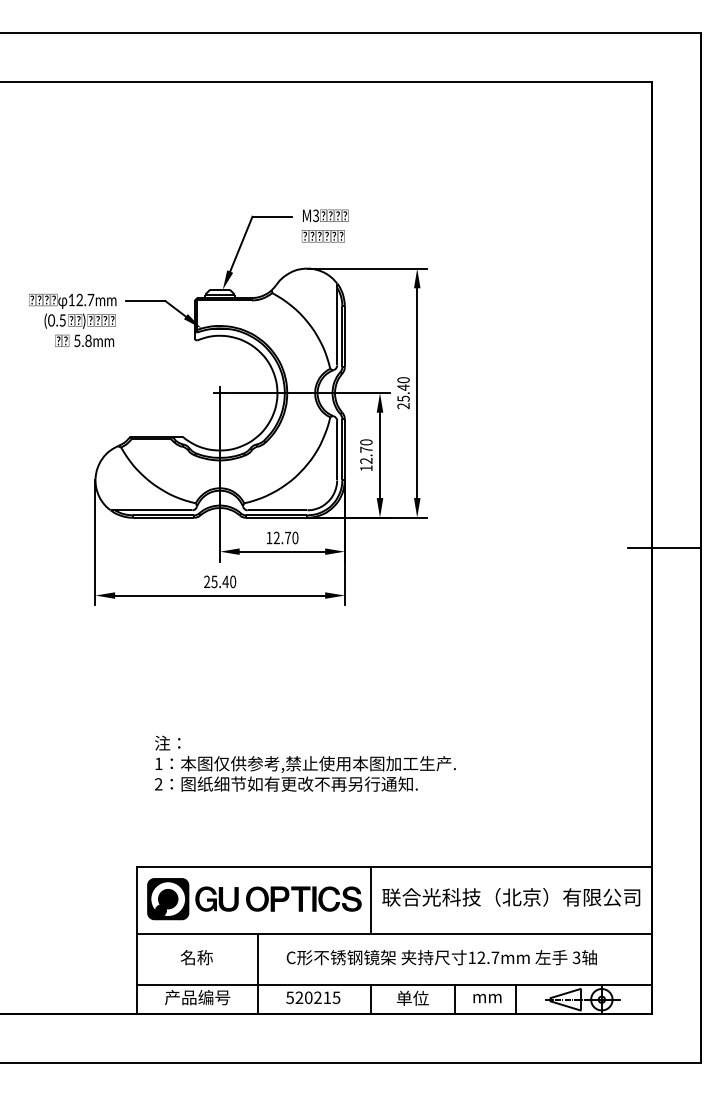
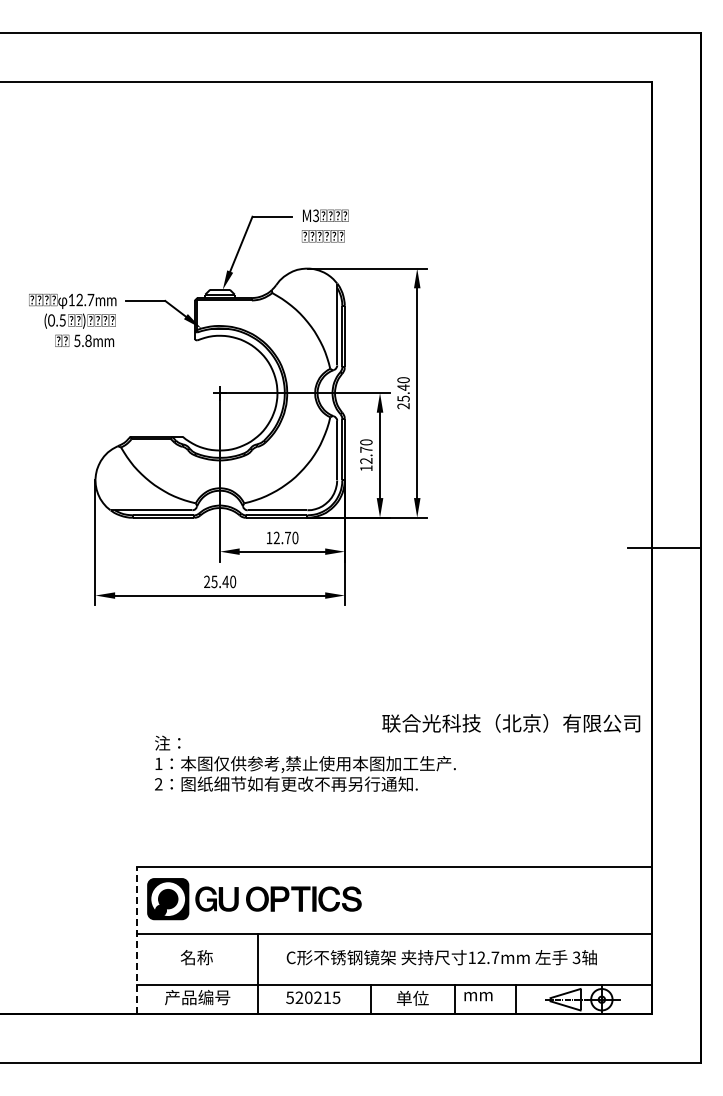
text position: (511, 897) -> (511, 723) (511, 723)
line: present -> none (370, 899)
line: solid -> dashed (137, 940)
text position: (487, 998) -> (478, 996) (478, 996)
